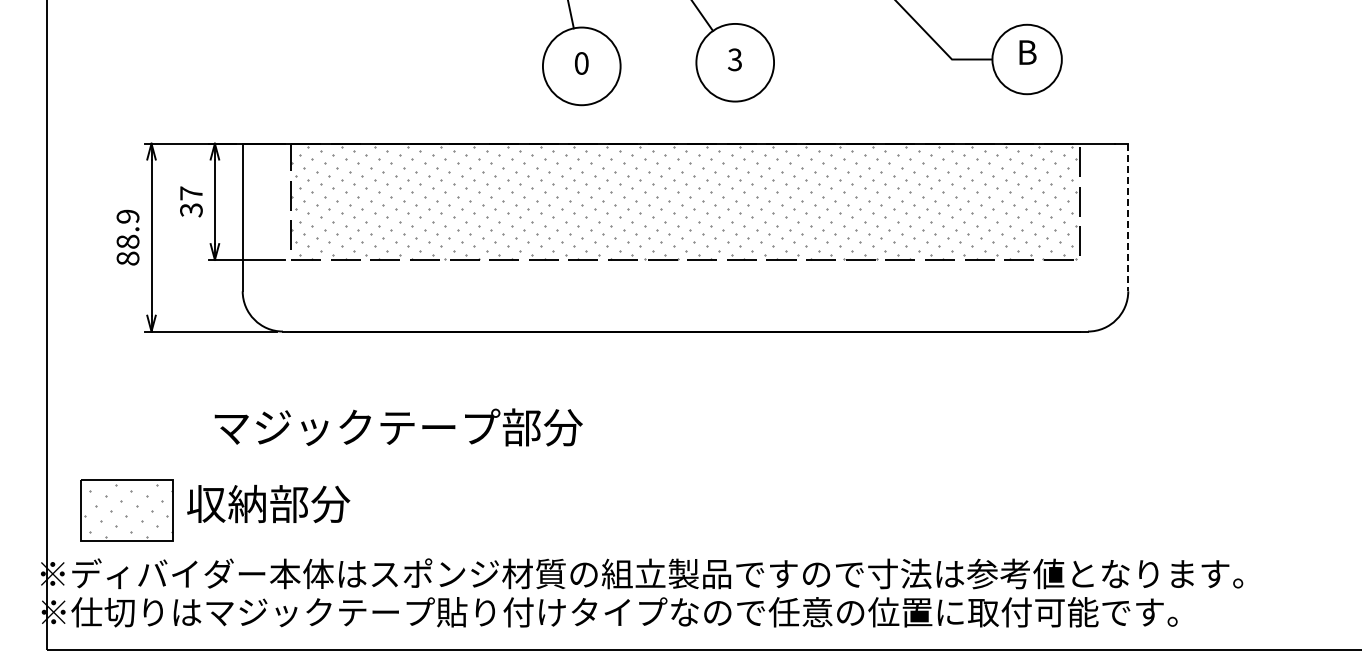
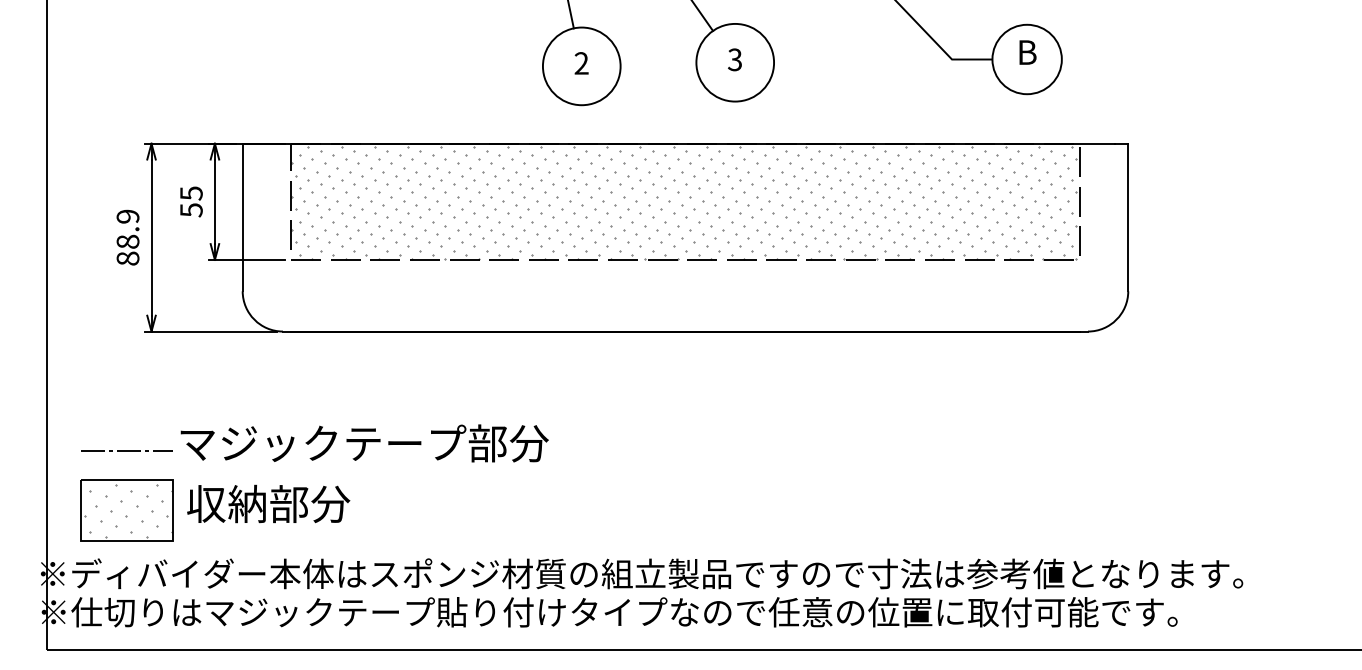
text: 0 -> 2 (581, 63)
text: 37 -> 55 (191, 201)
line: dashed -> solid (1128, 217)
text position: (398, 427) -> (364, 443) (364, 443)
line: none -> present (126, 450)
